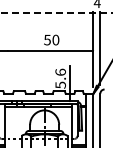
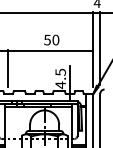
line: dashed -> solid (56, 13)
line: none -> present (7, 67)
text: 5.6 -> 4.5 (60, 78)
